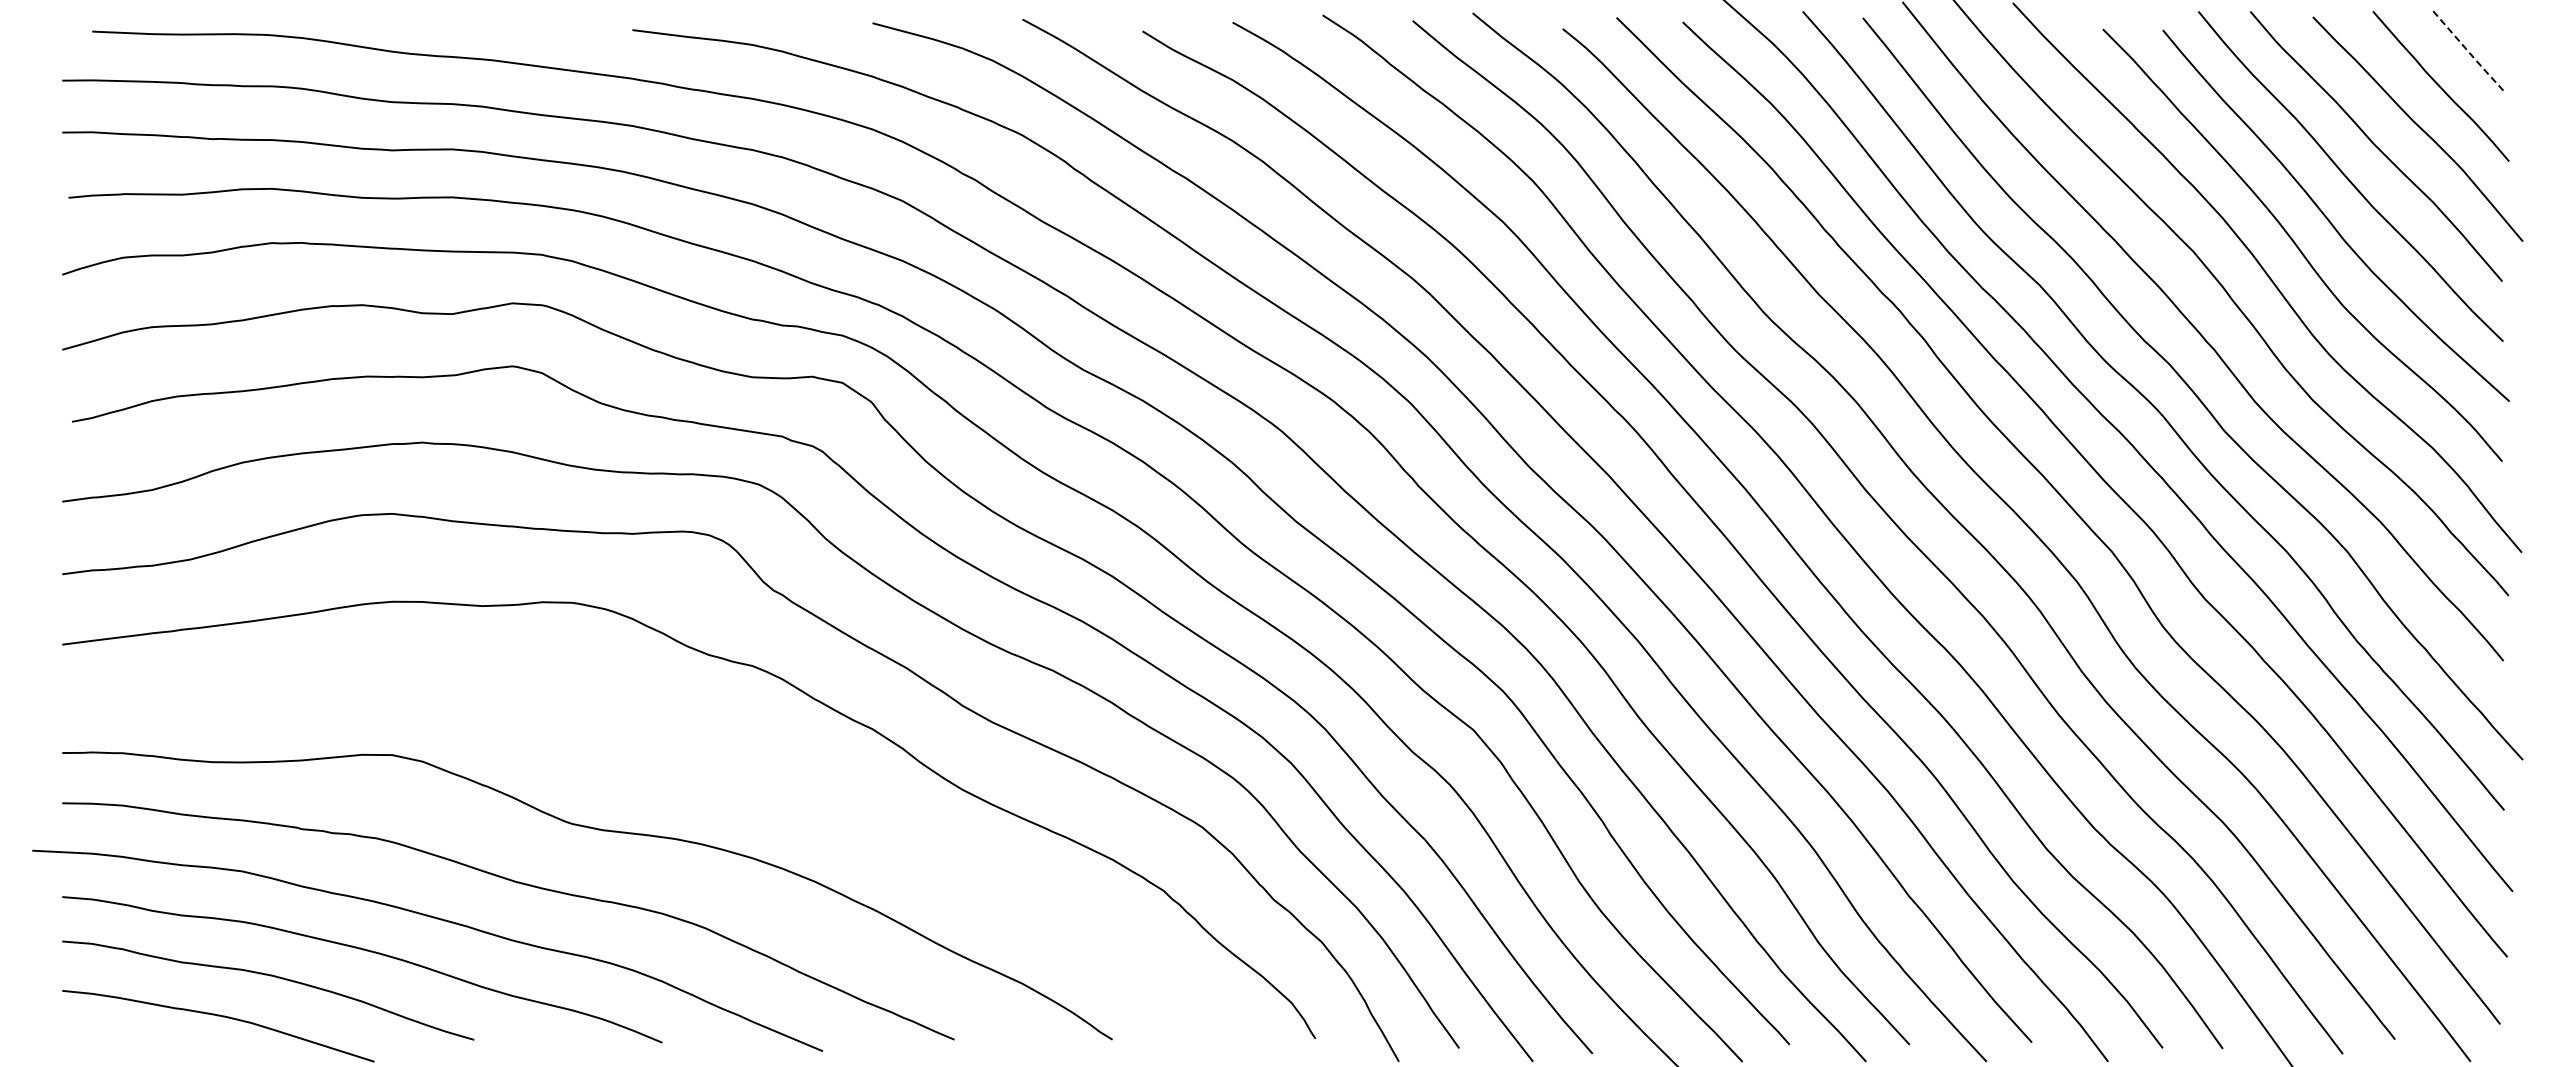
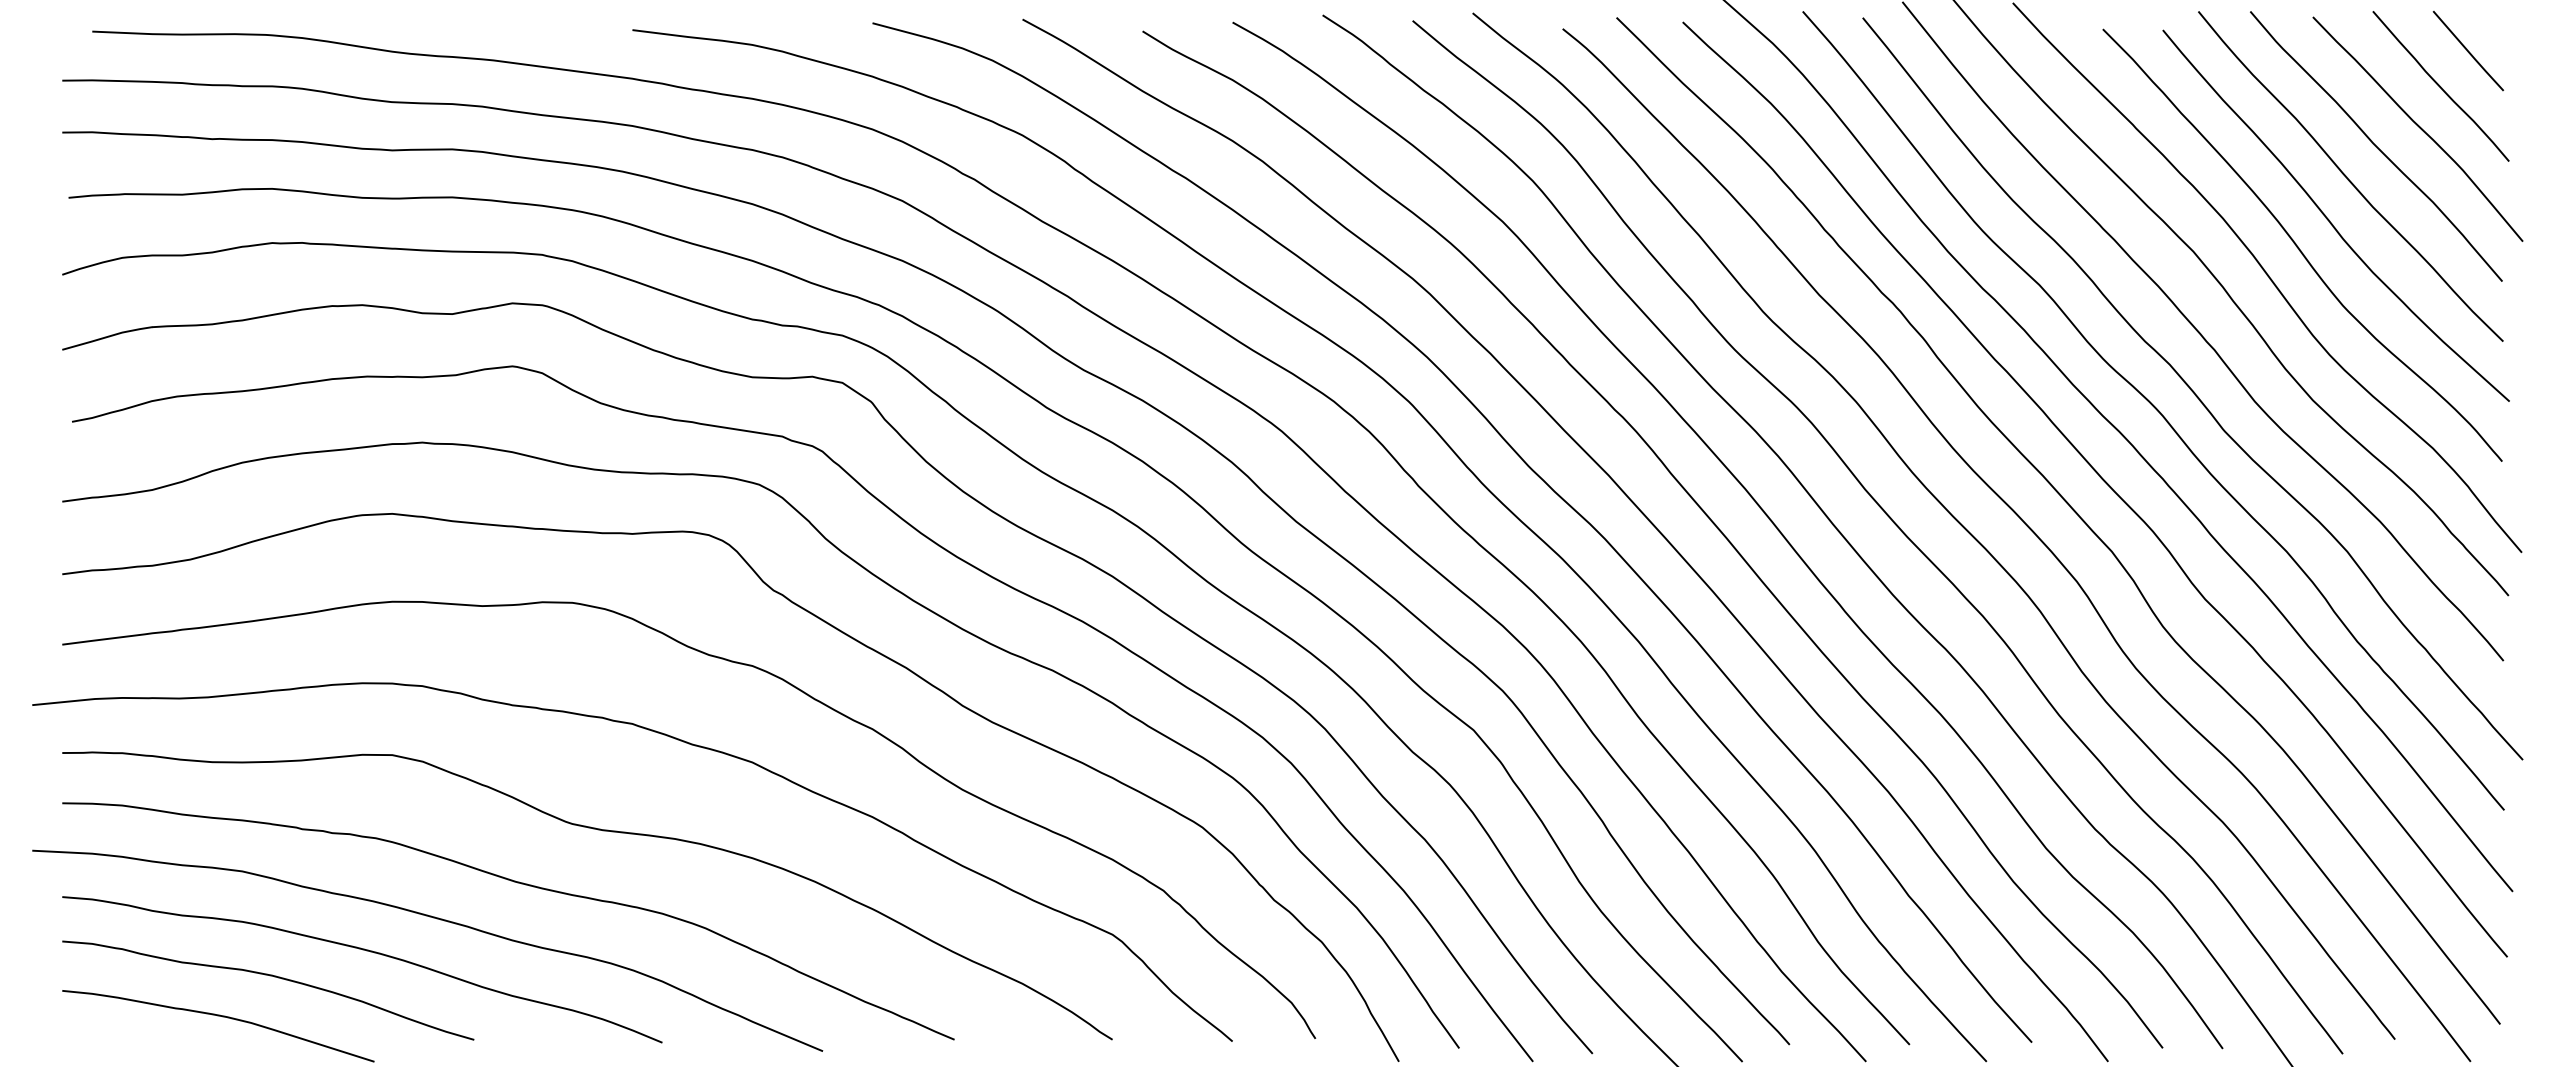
line: dashed -> solid (2469, 52)
curve: none -> present (677, 740)
